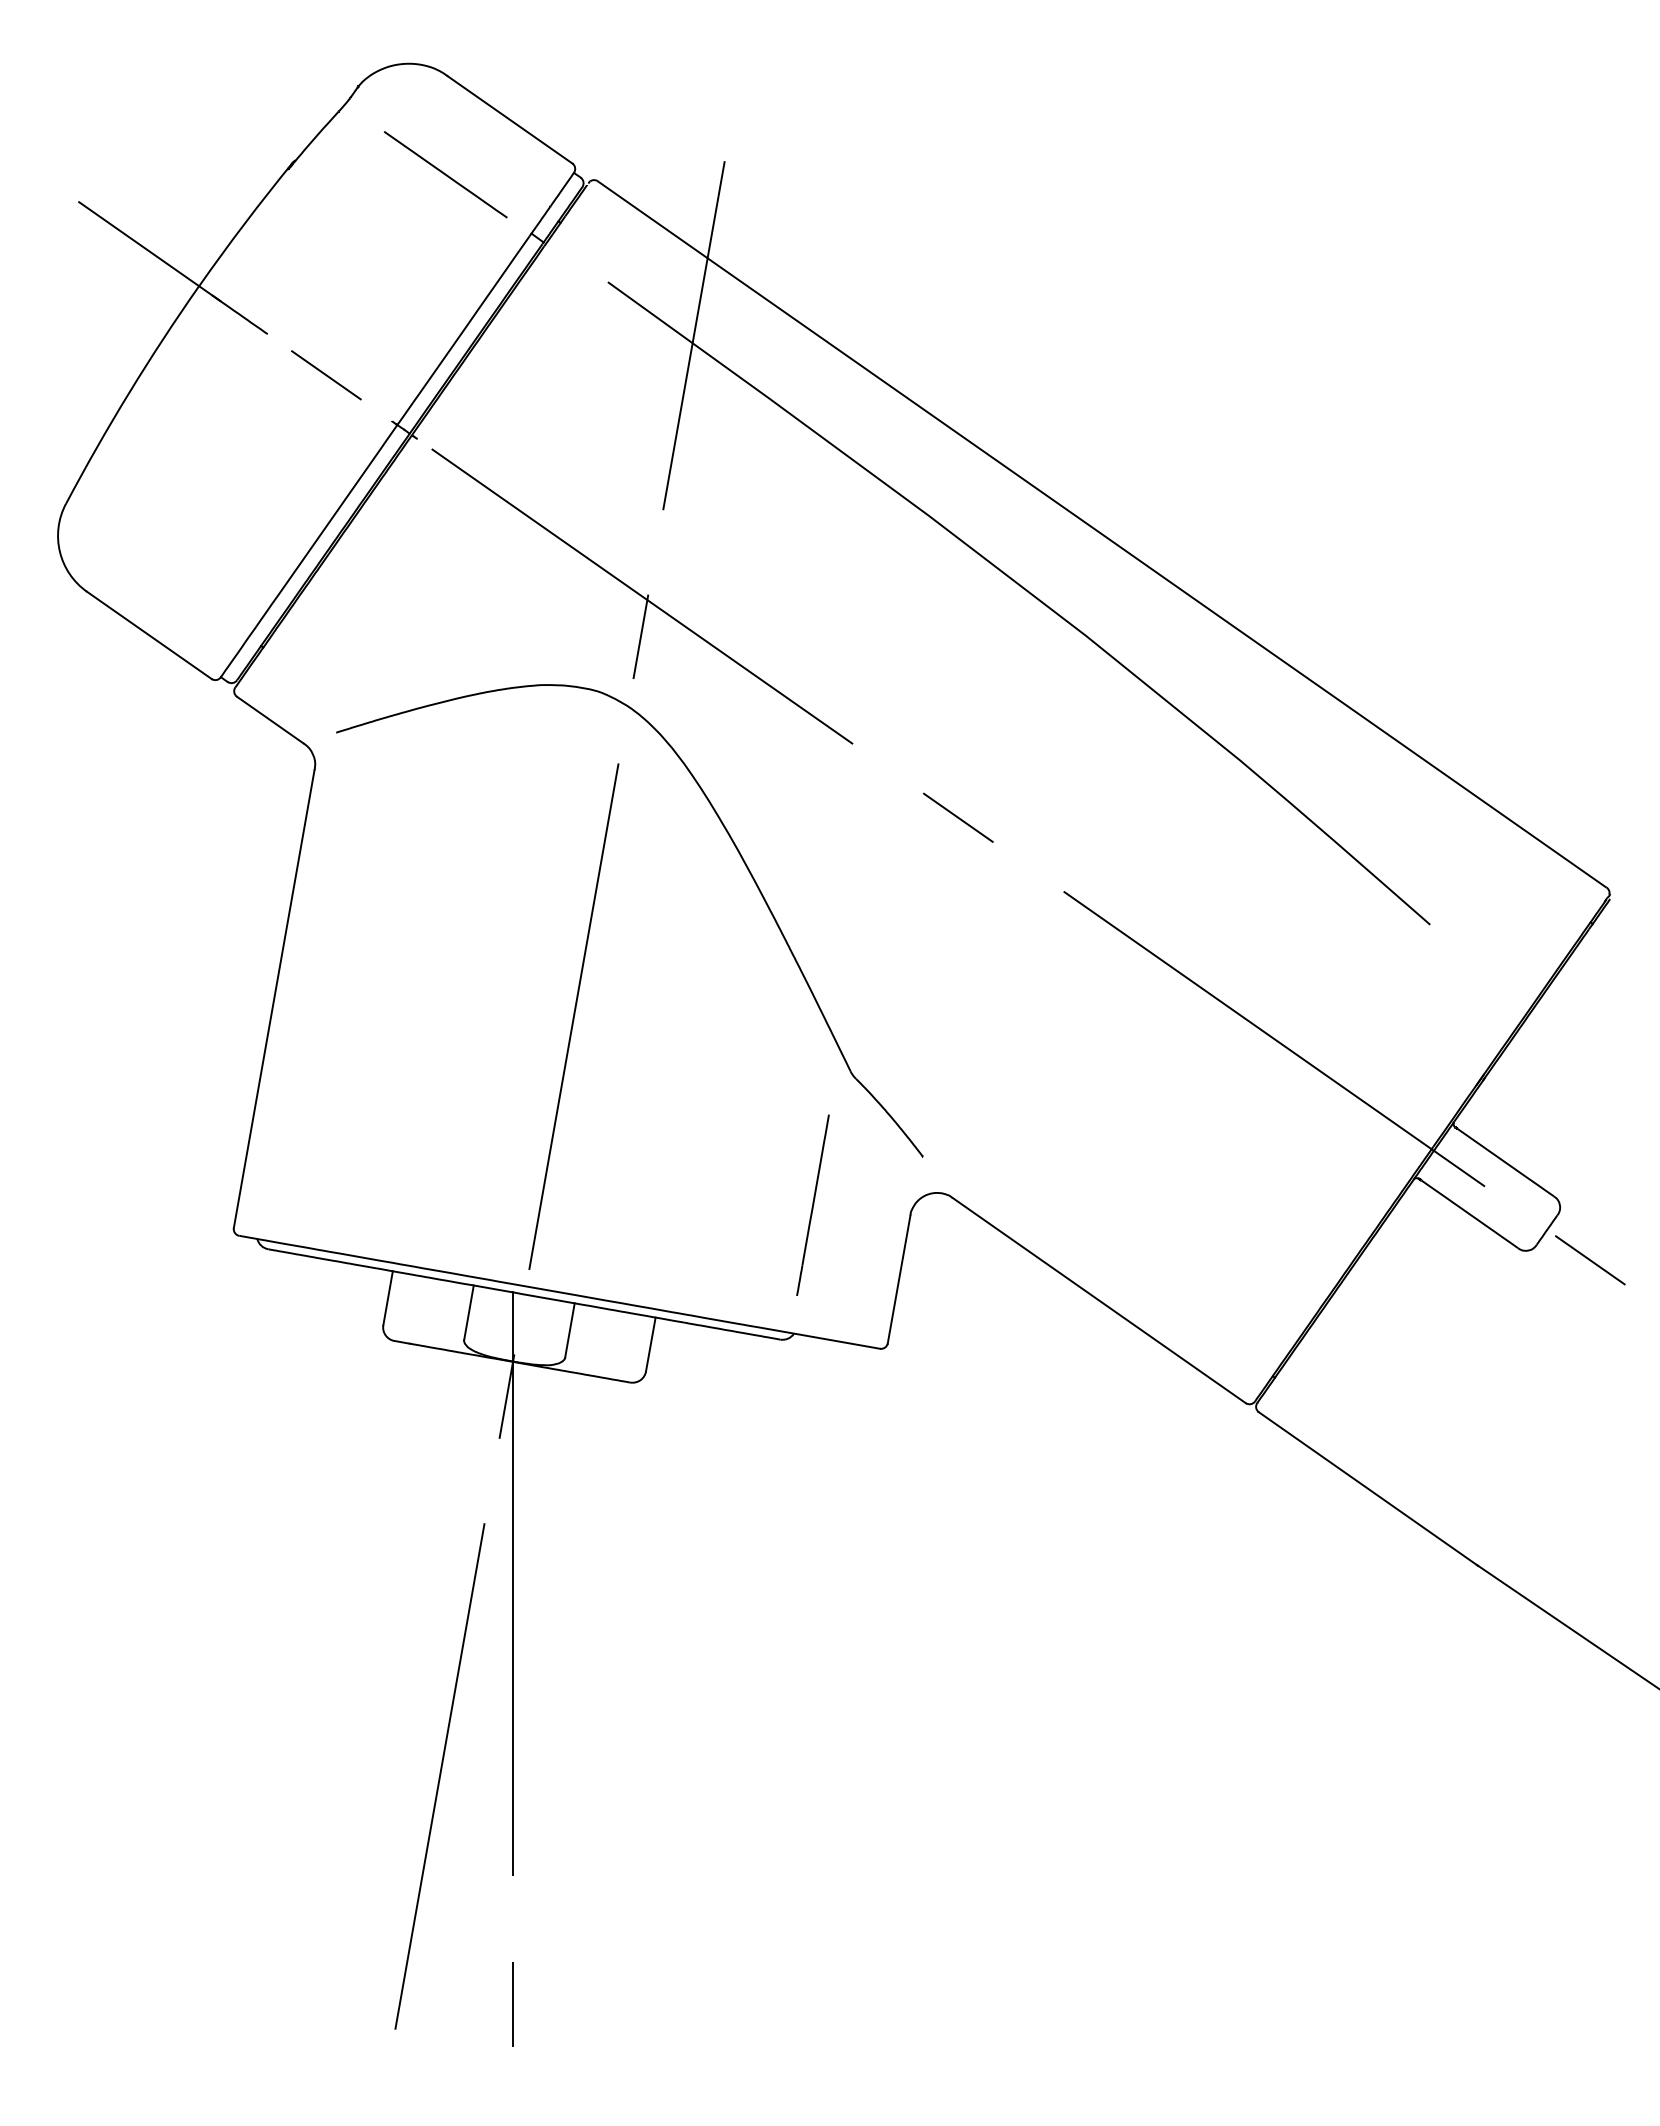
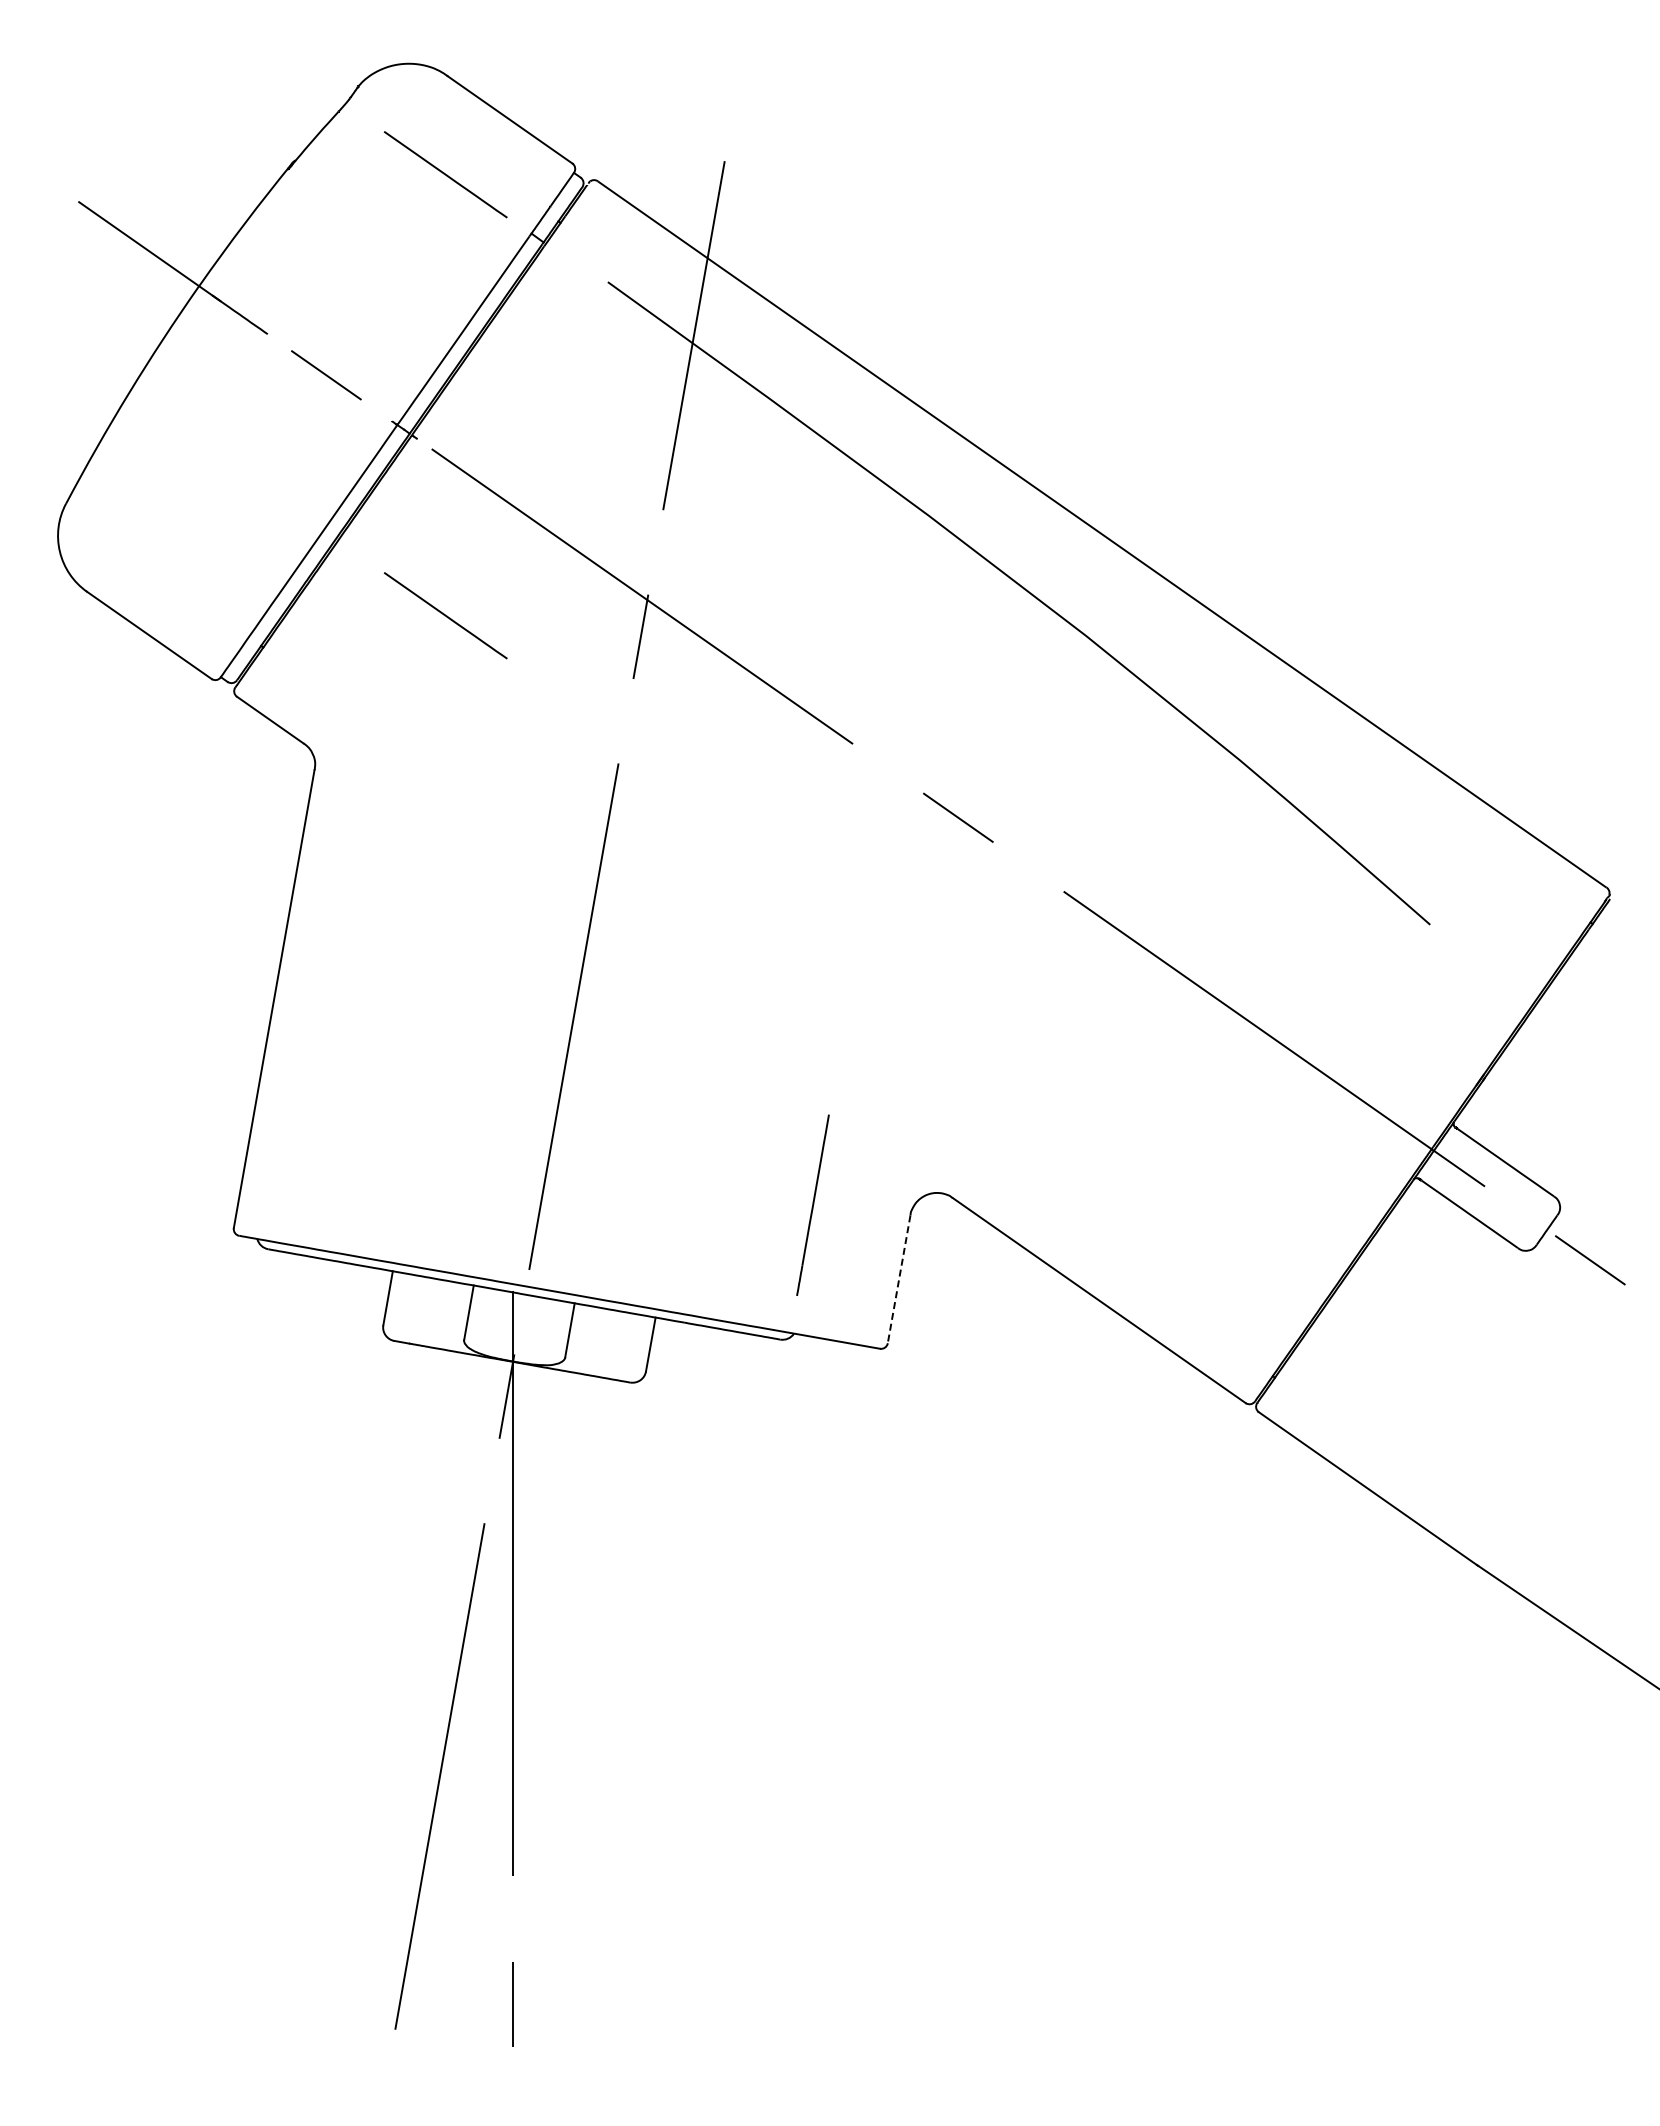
line: none -> present (445, 615)
part: present -> none (740, 857)
line: solid -> dashed (898, 1280)
